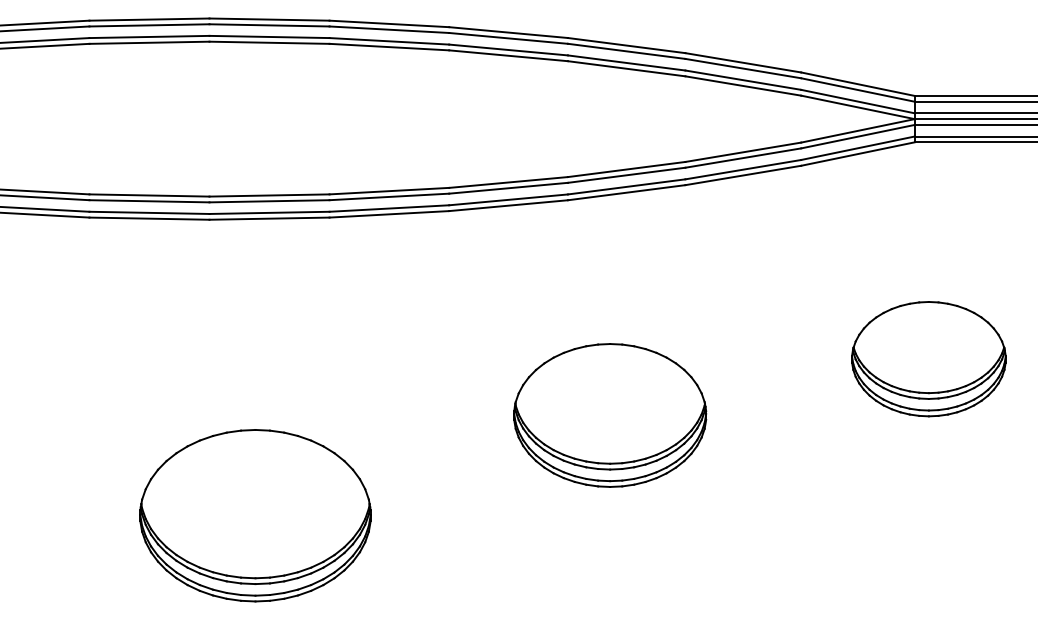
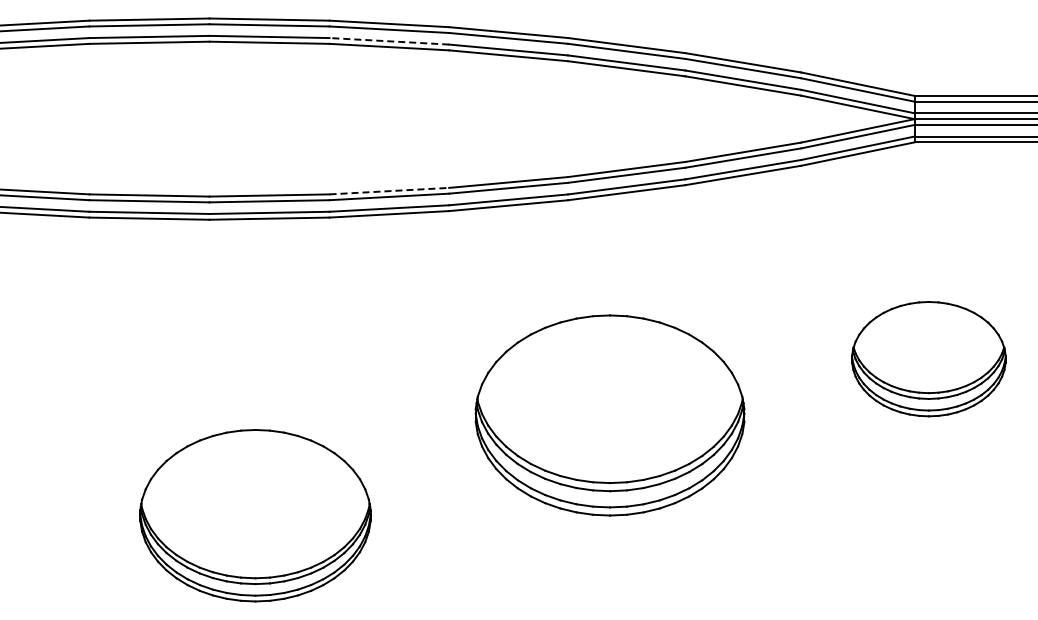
line: solid -> dashed (389, 41)
line: solid -> dashed (389, 191)
part size: 195x145 px -> 272x203 px (609, 415)
